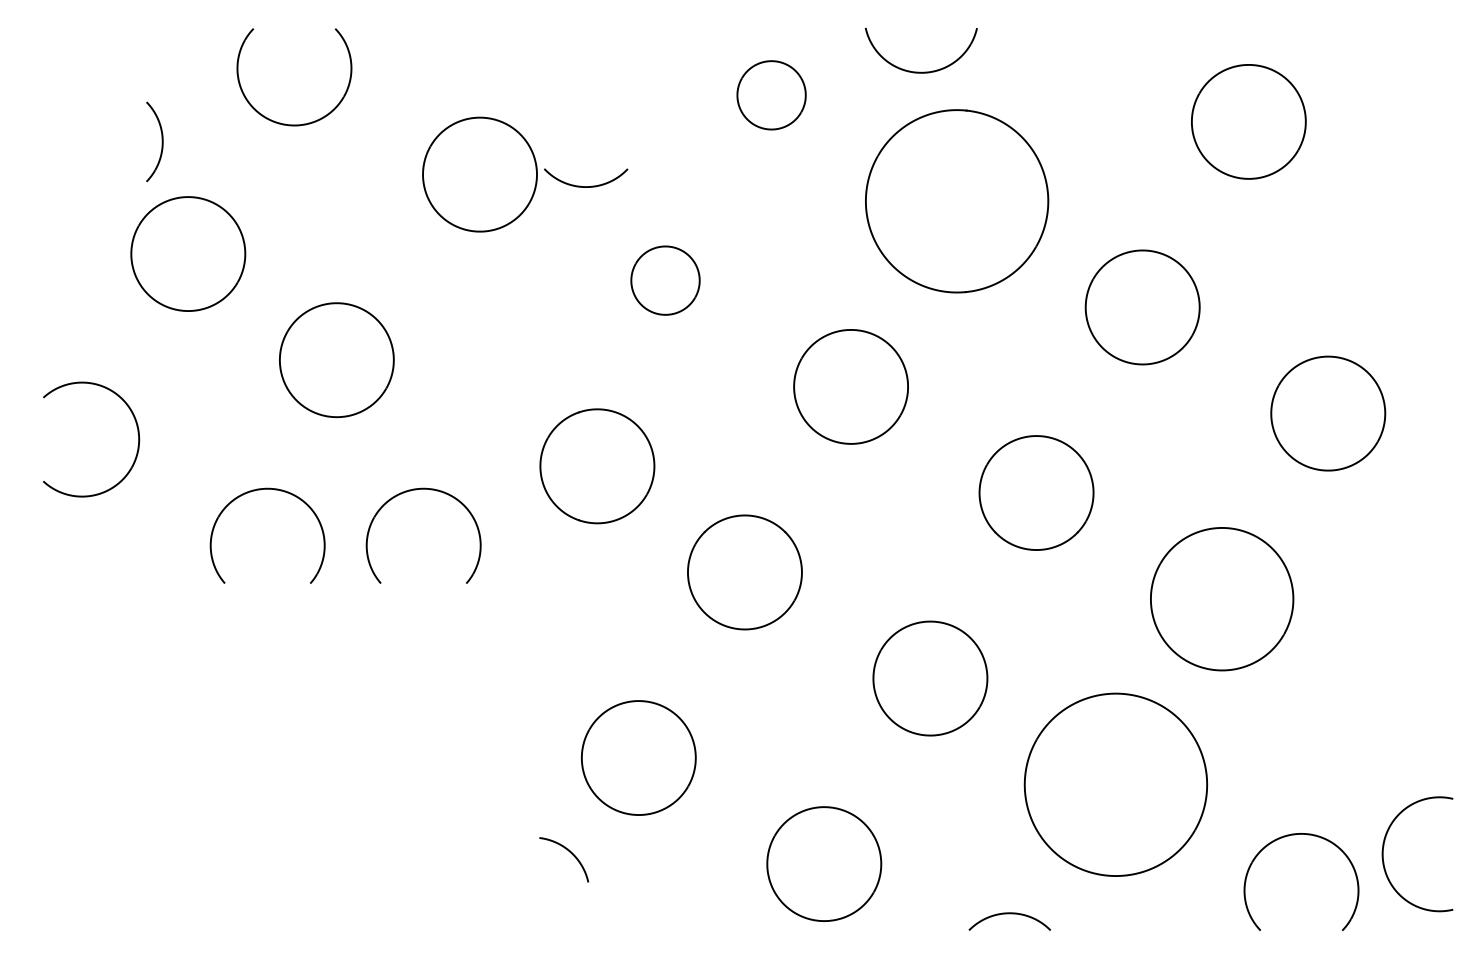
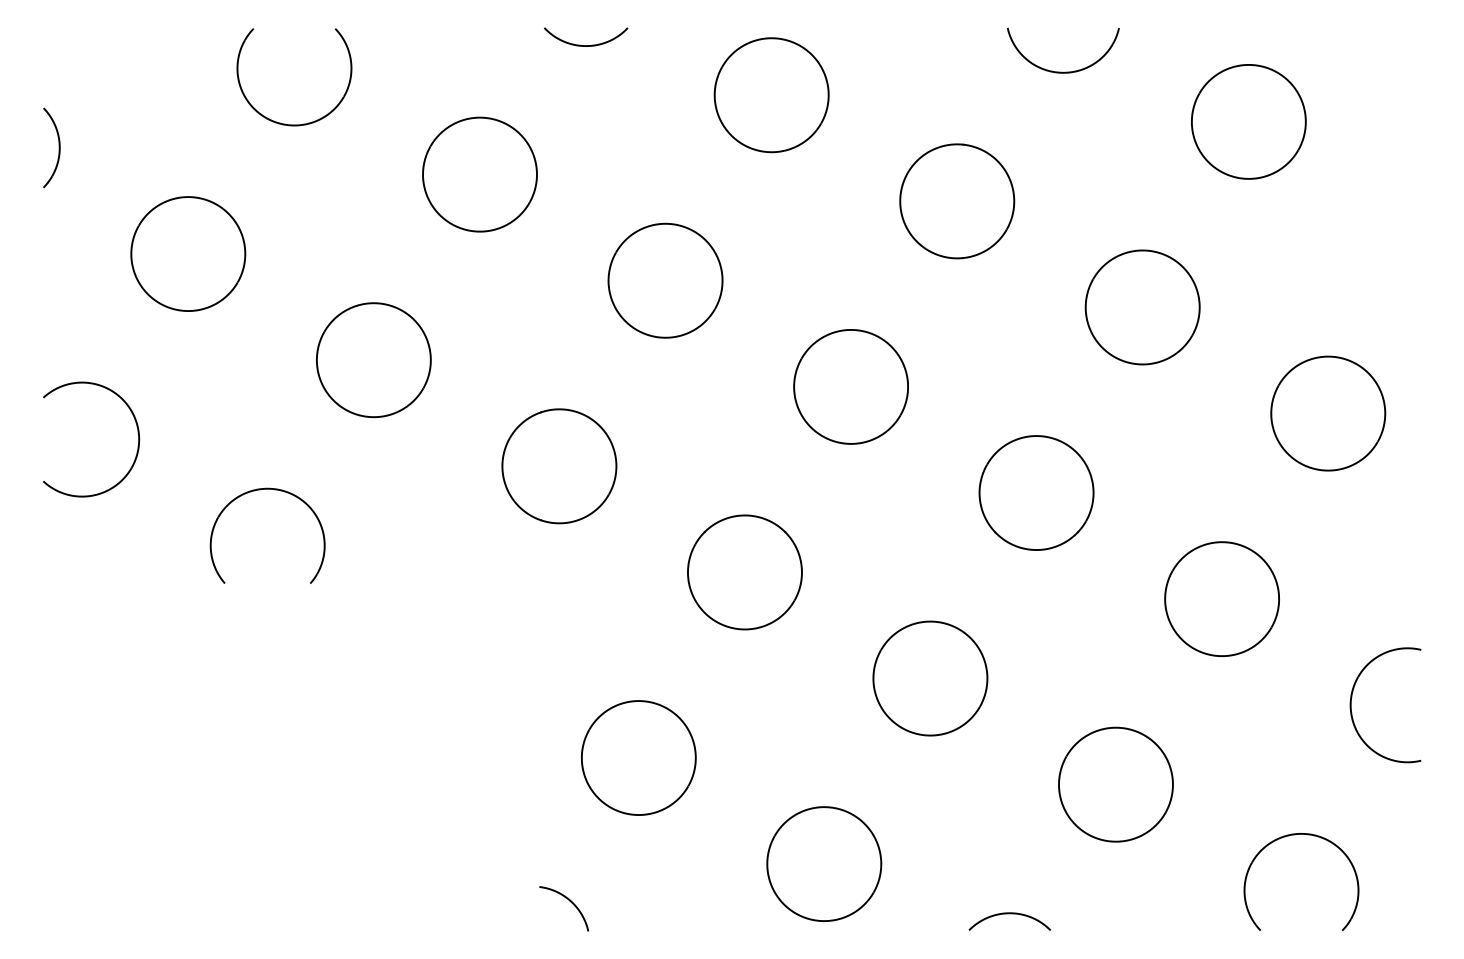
part position: (920, 71) -> (1062, 71) (1062, 71)
part size: 71x71 px -> 117x117 px (771, 95)
part position: (161, 141) -> (58, 147) (58, 147)
curve position: (586, 186) -> (586, 45) (586, 45)
part size: 185x185 px -> 117x117 px (957, 201)
part size: 71x71 px -> 117x117 px (665, 280)
part position: (336, 360) -> (373, 360) (373, 360)
part position: (597, 466) -> (559, 466) (559, 466)
part: present -> none (416, 490)
part size: 145x145 px -> 116x116 px (1221, 598)
part size: 186x185 px -> 116x117 px (1115, 784)
part position: (1384, 846) -> (1352, 697) (1352, 697)
curve position: (570, 853) -> (570, 902) (570, 902)
